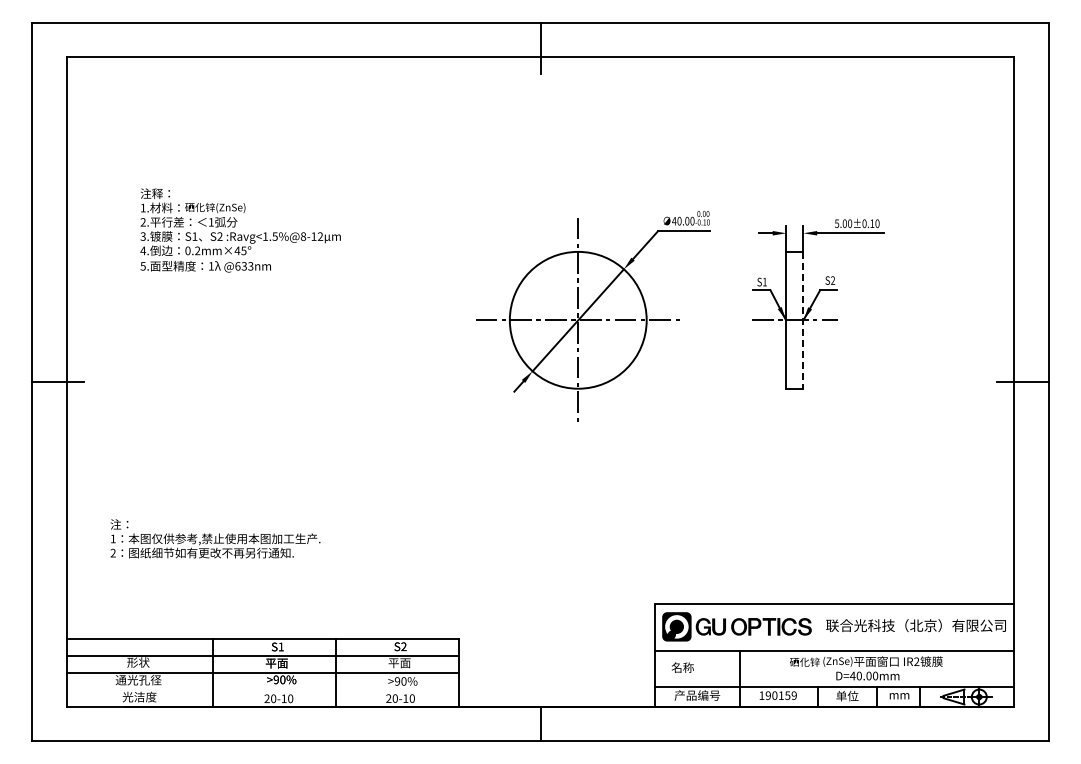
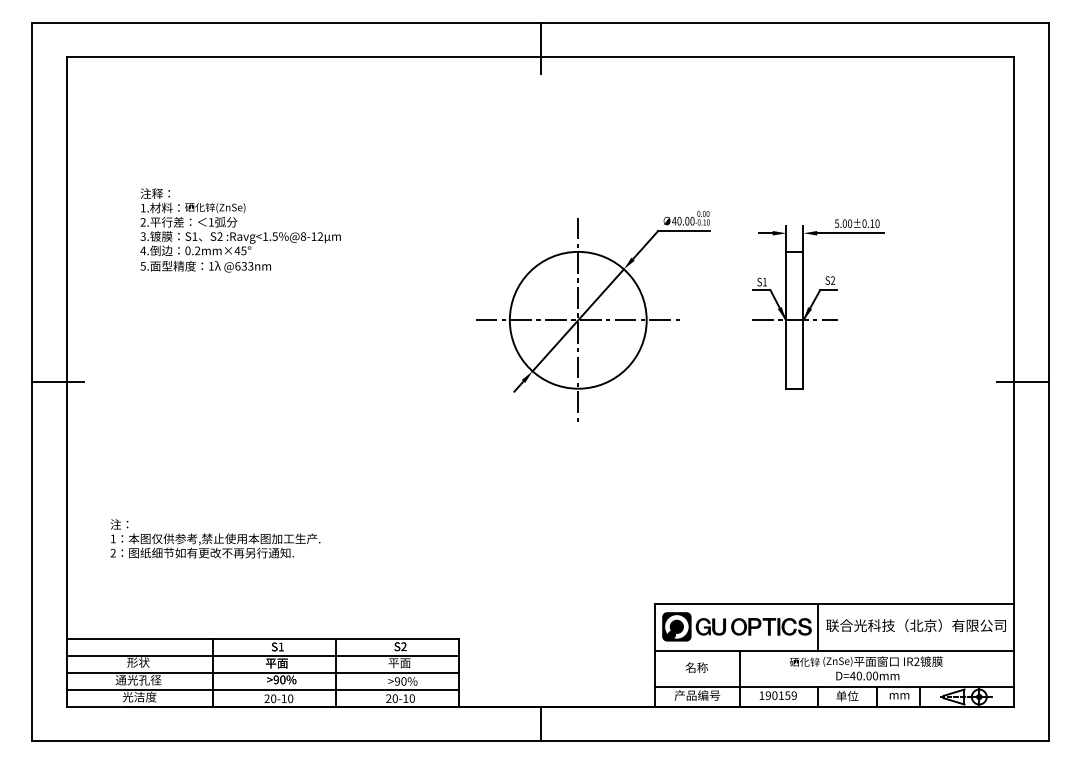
line: dashed -> solid (803, 320)
line: none -> present (818, 627)
text position: (682, 667) -> (696, 667) (696, 667)
line: none -> present (262, 689)
